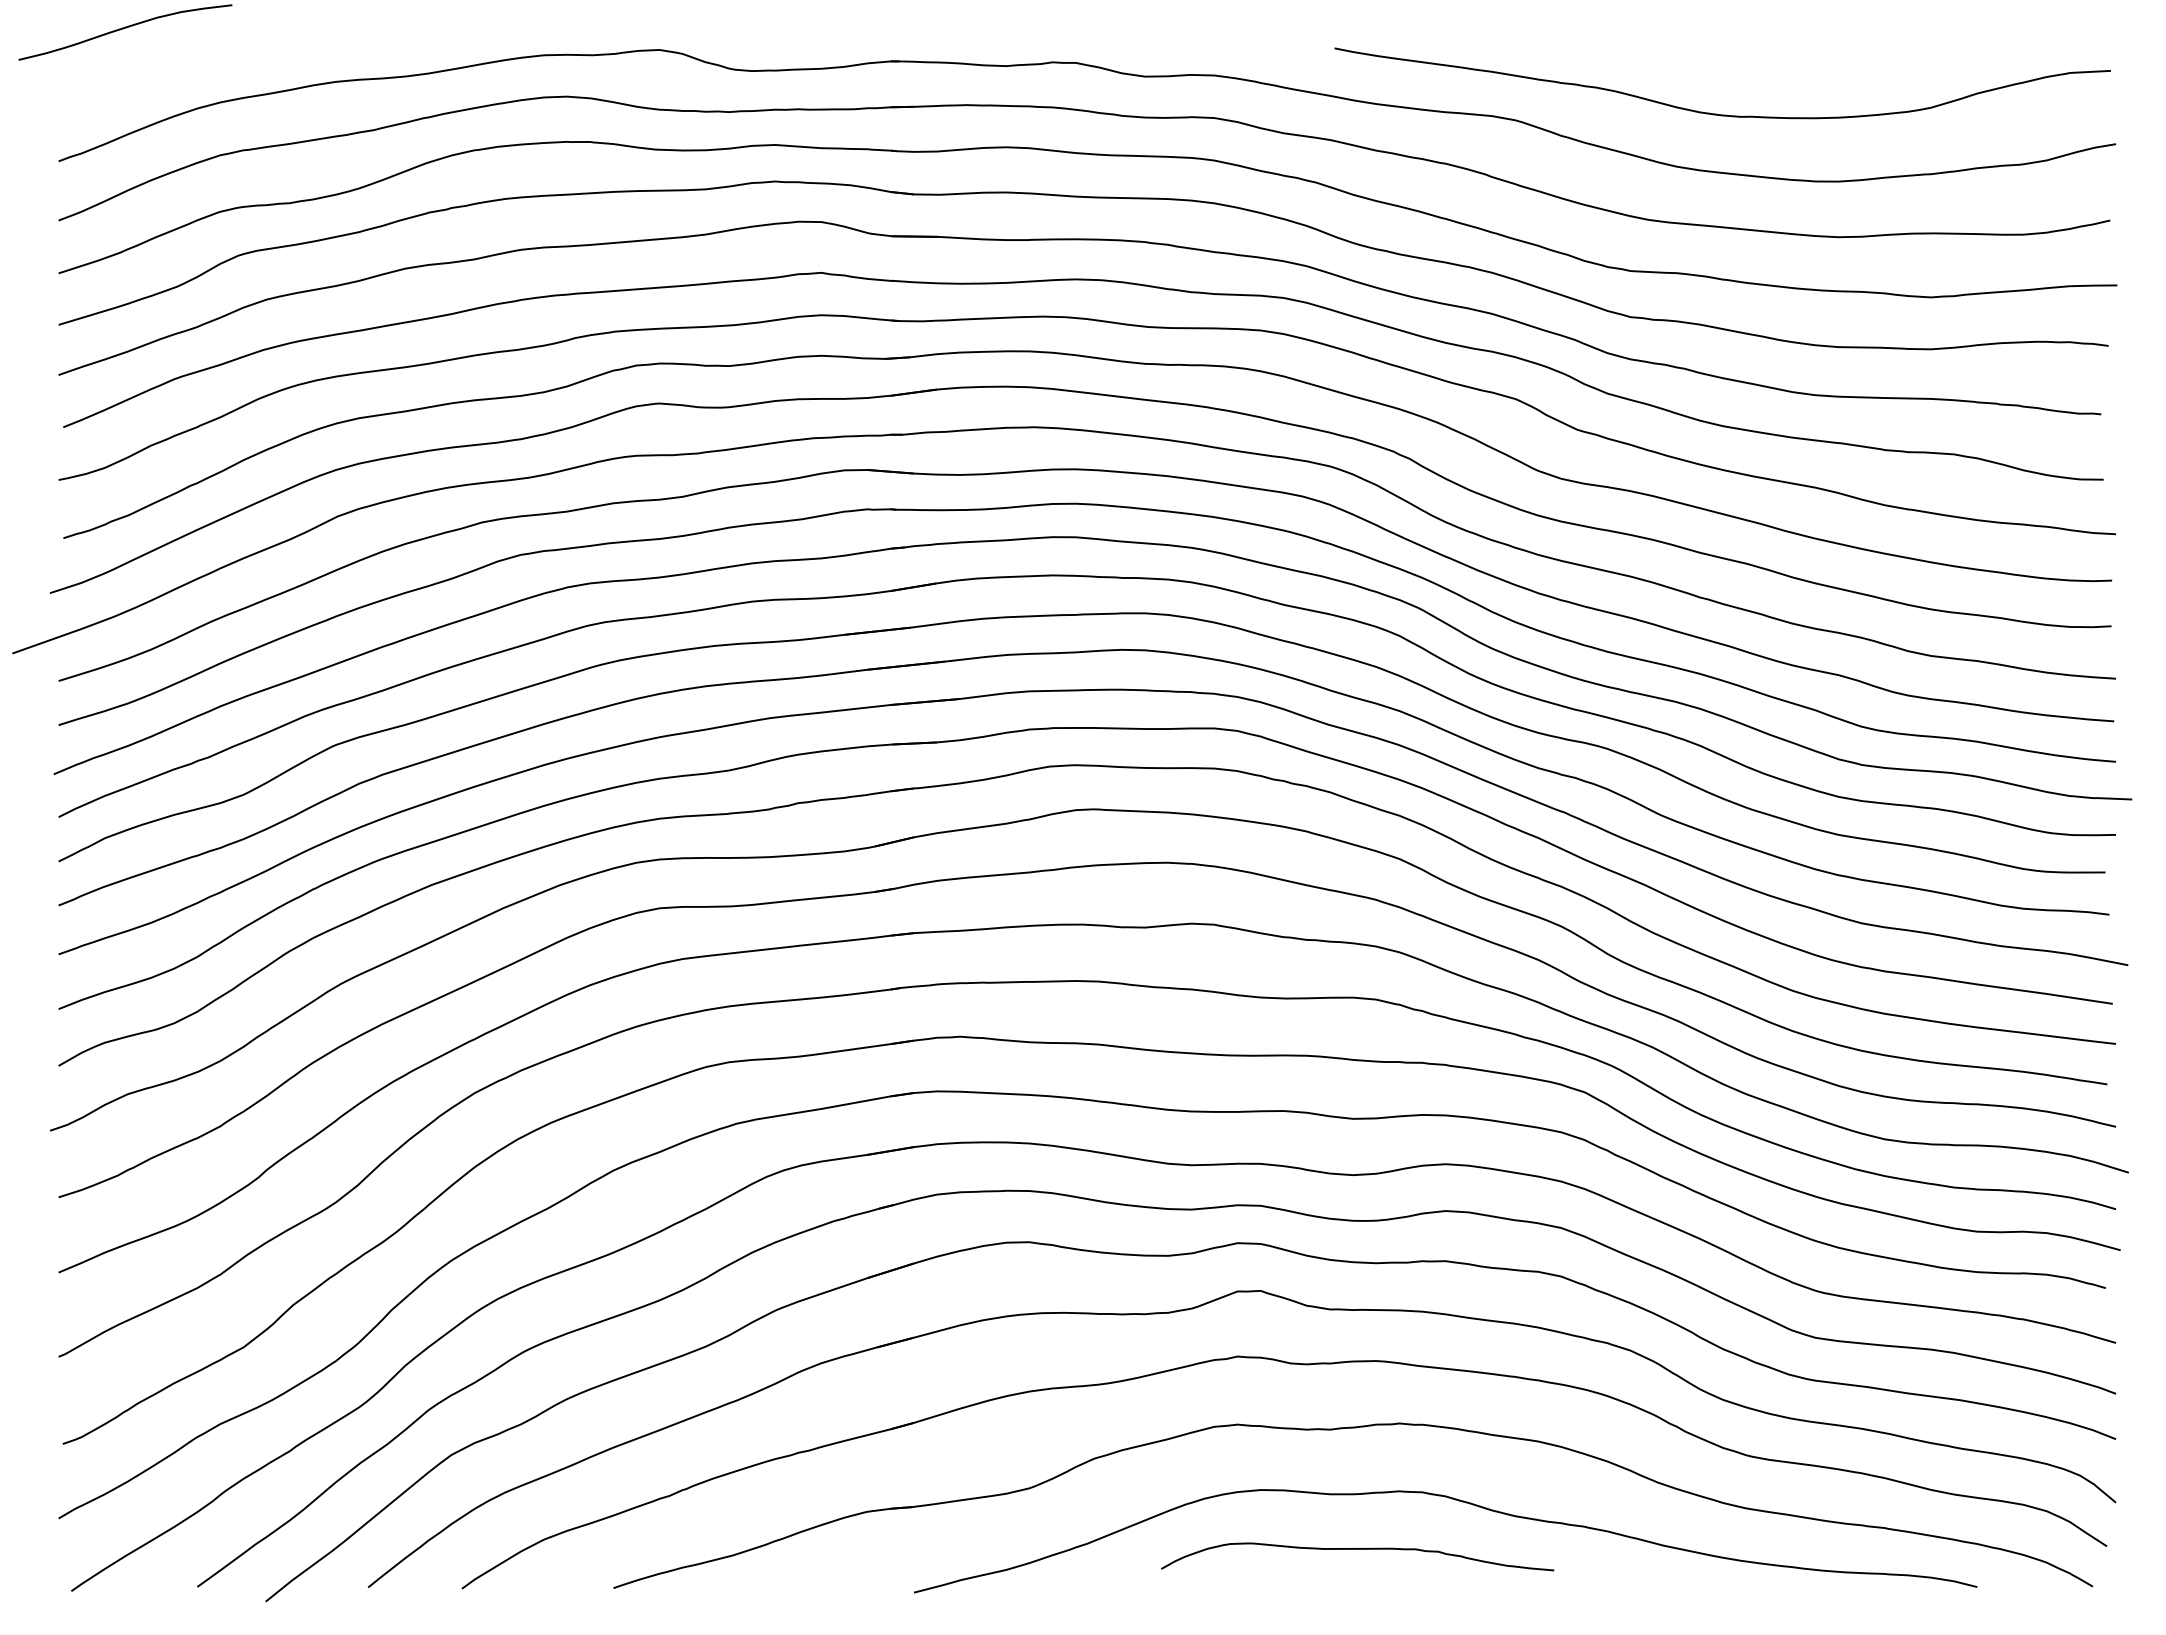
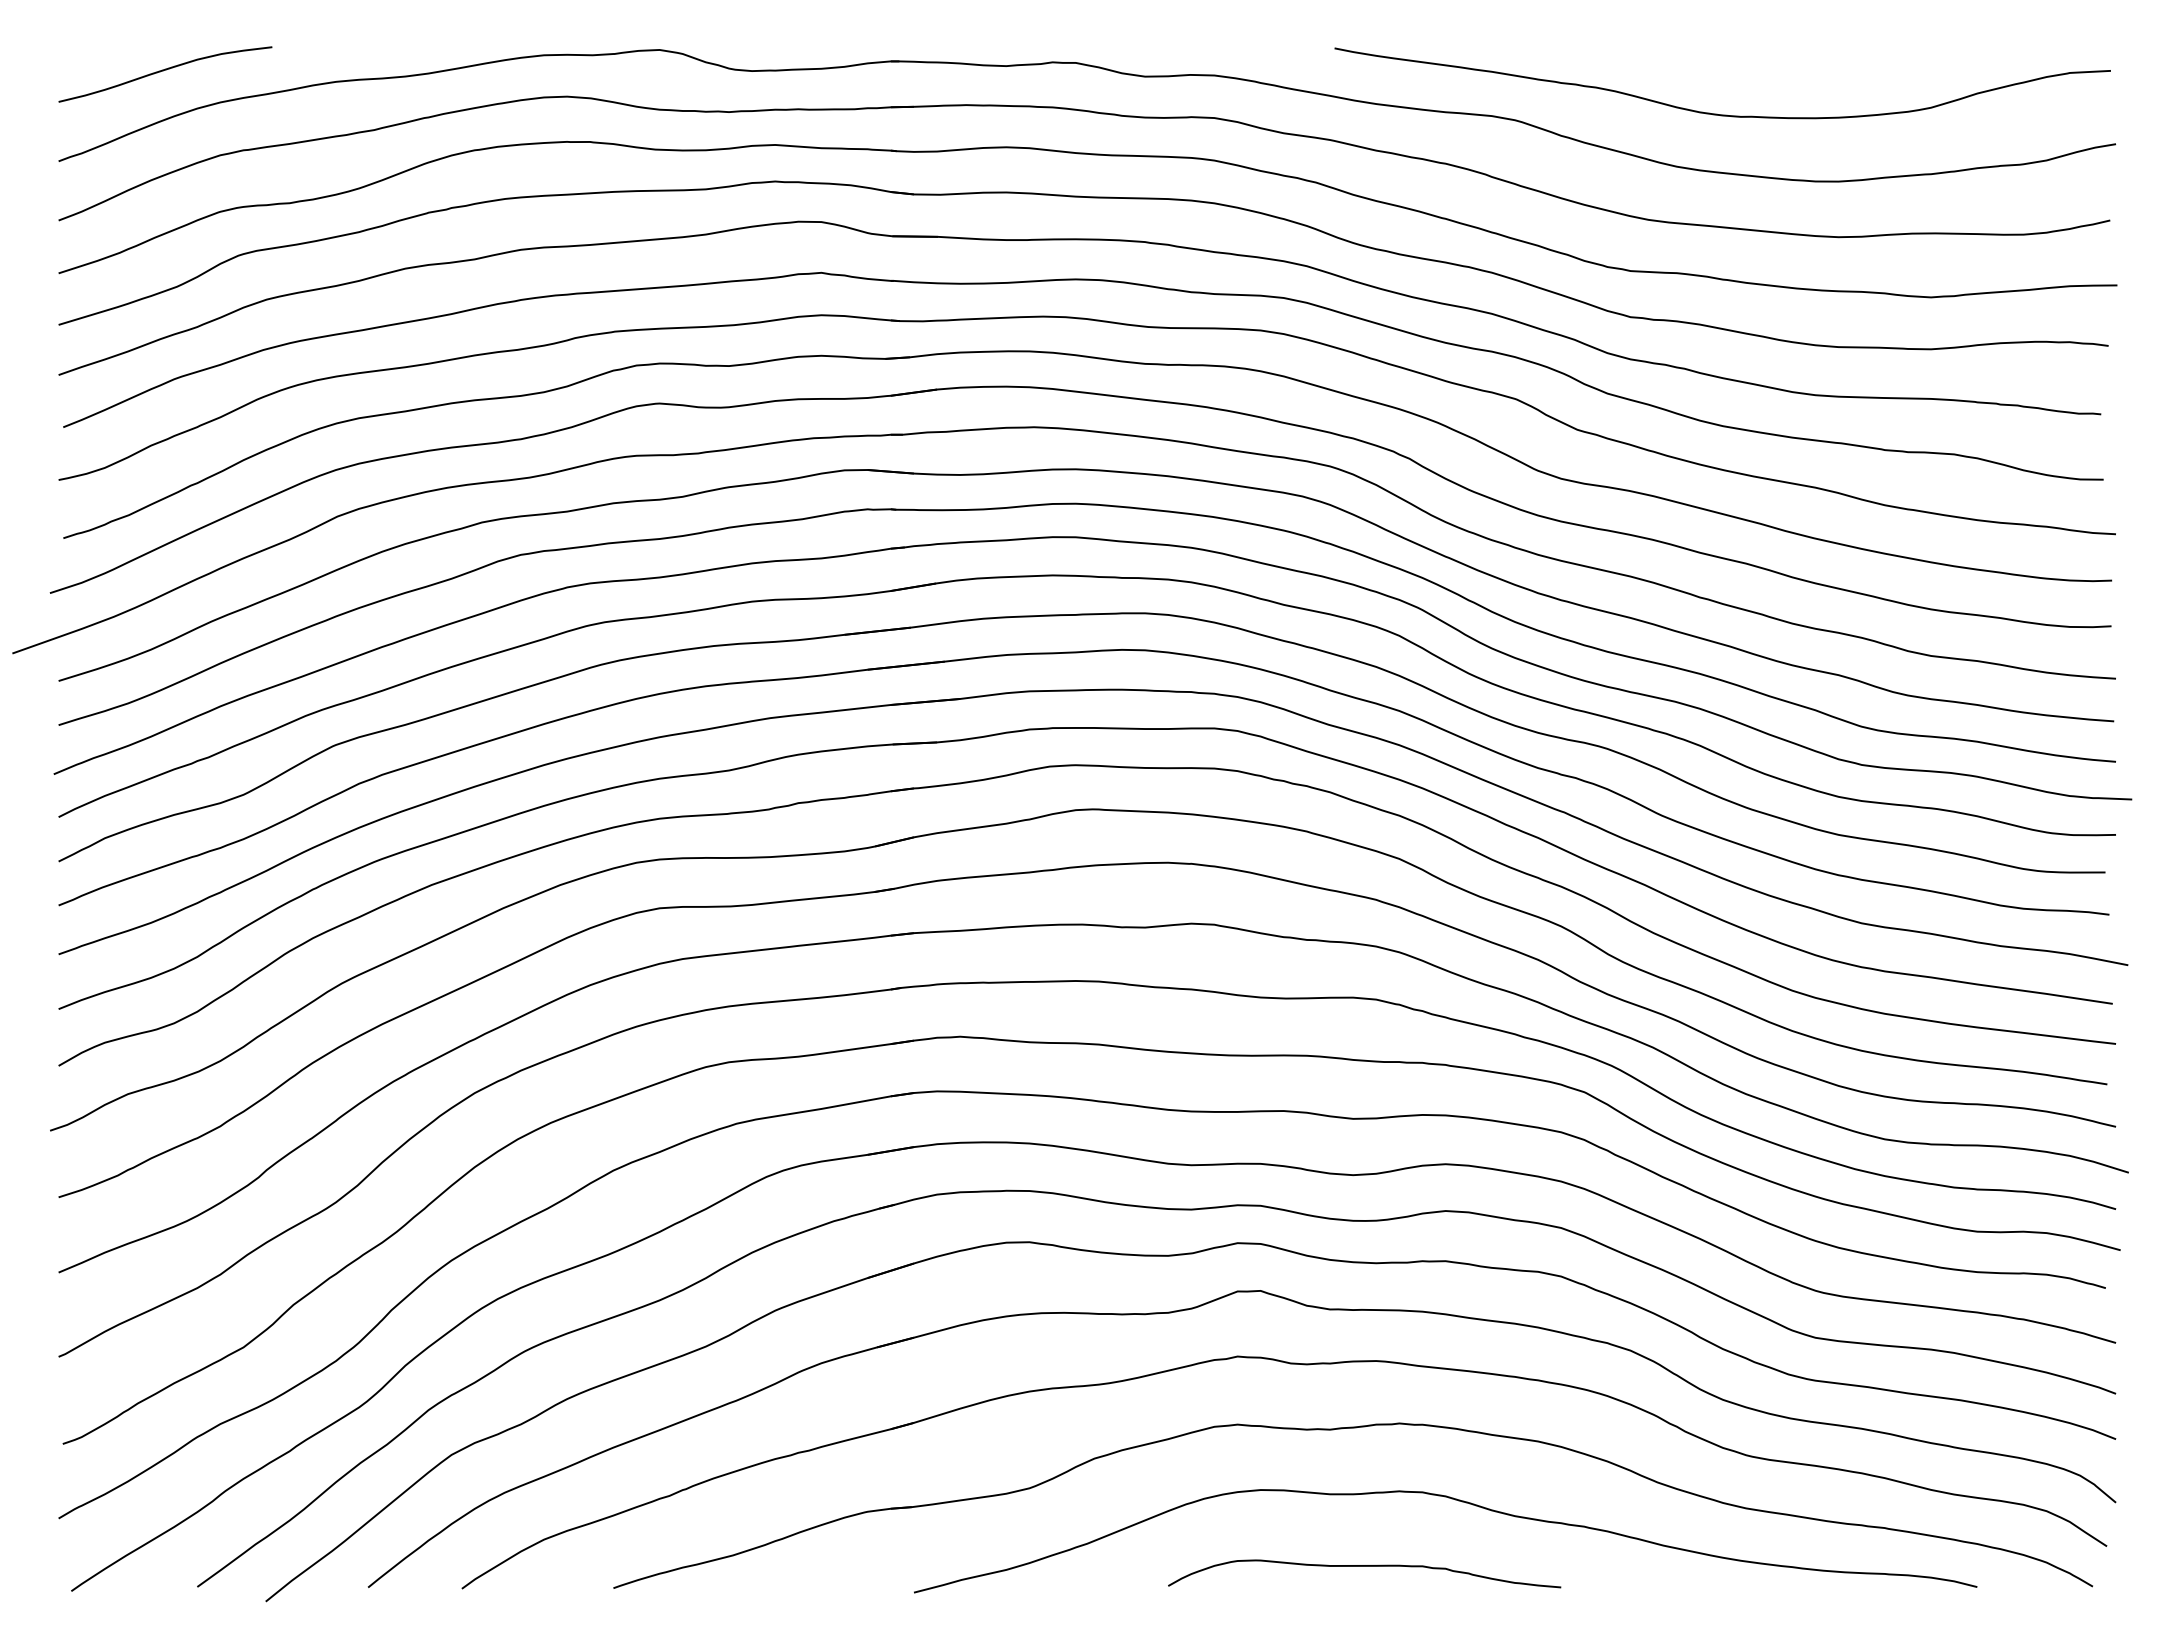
curve position: (123, 29) -> (163, 71) (163, 71)
curve position: (1357, 1549) -> (1364, 1566) (1364, 1566)
